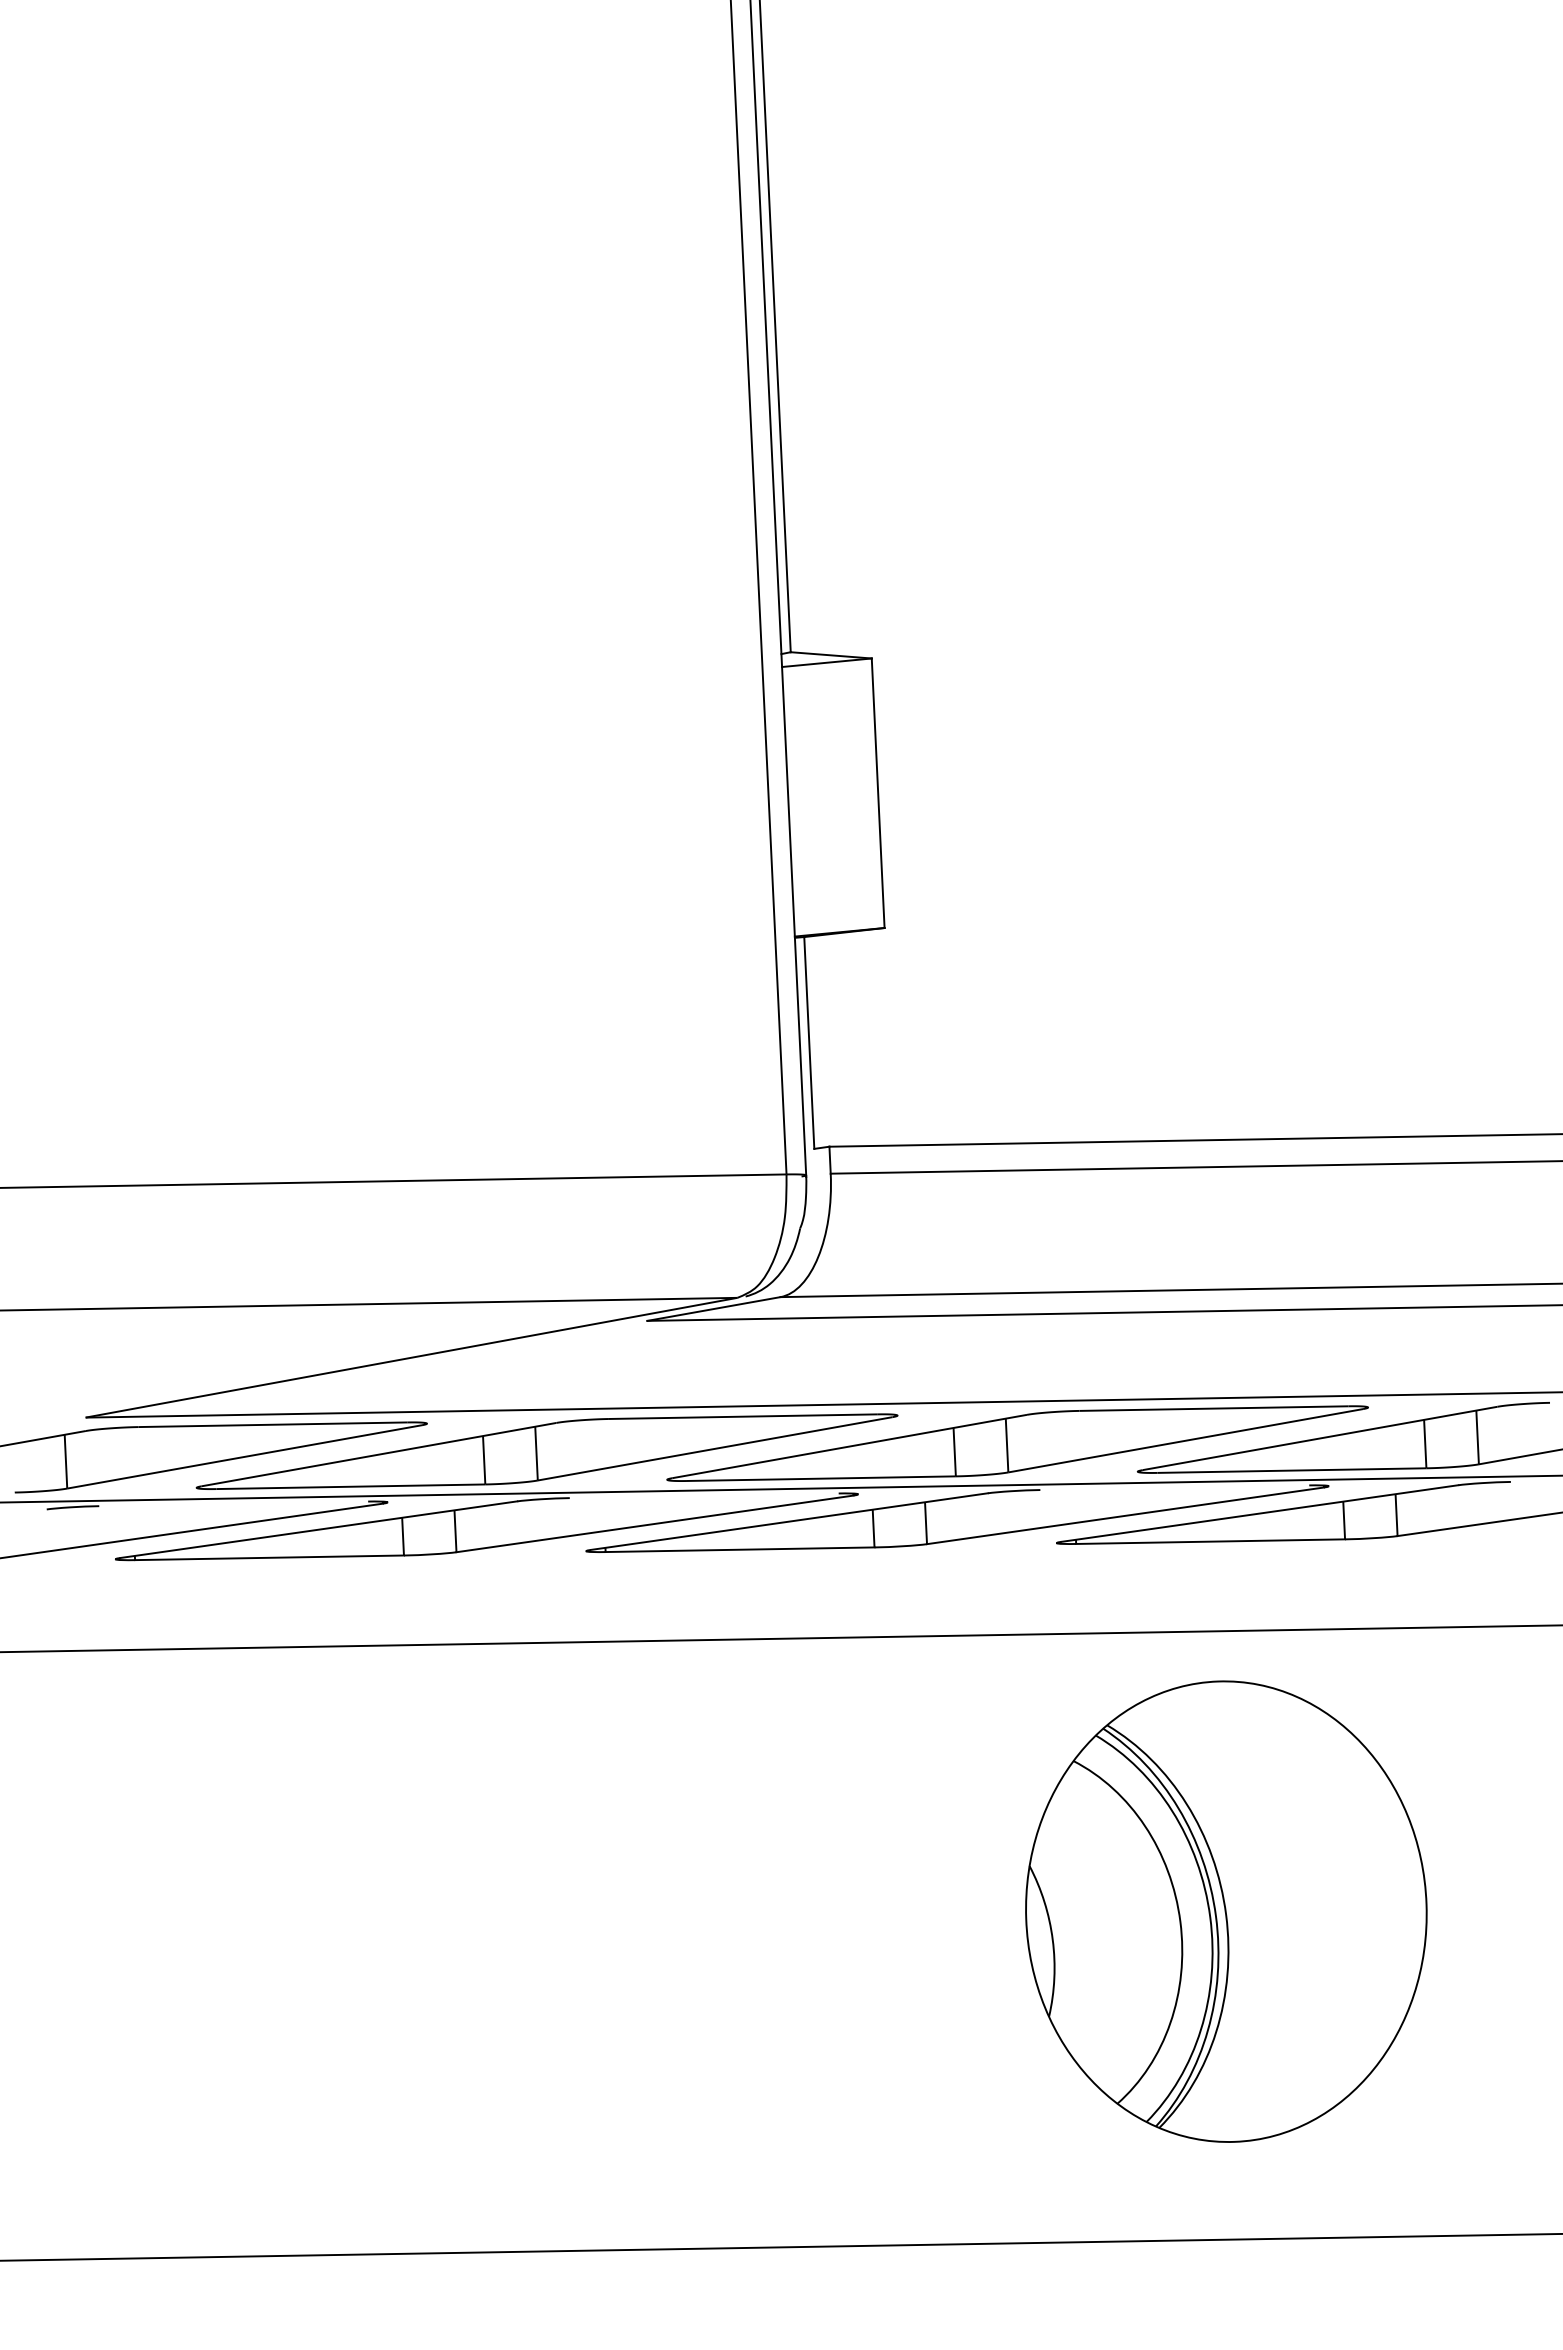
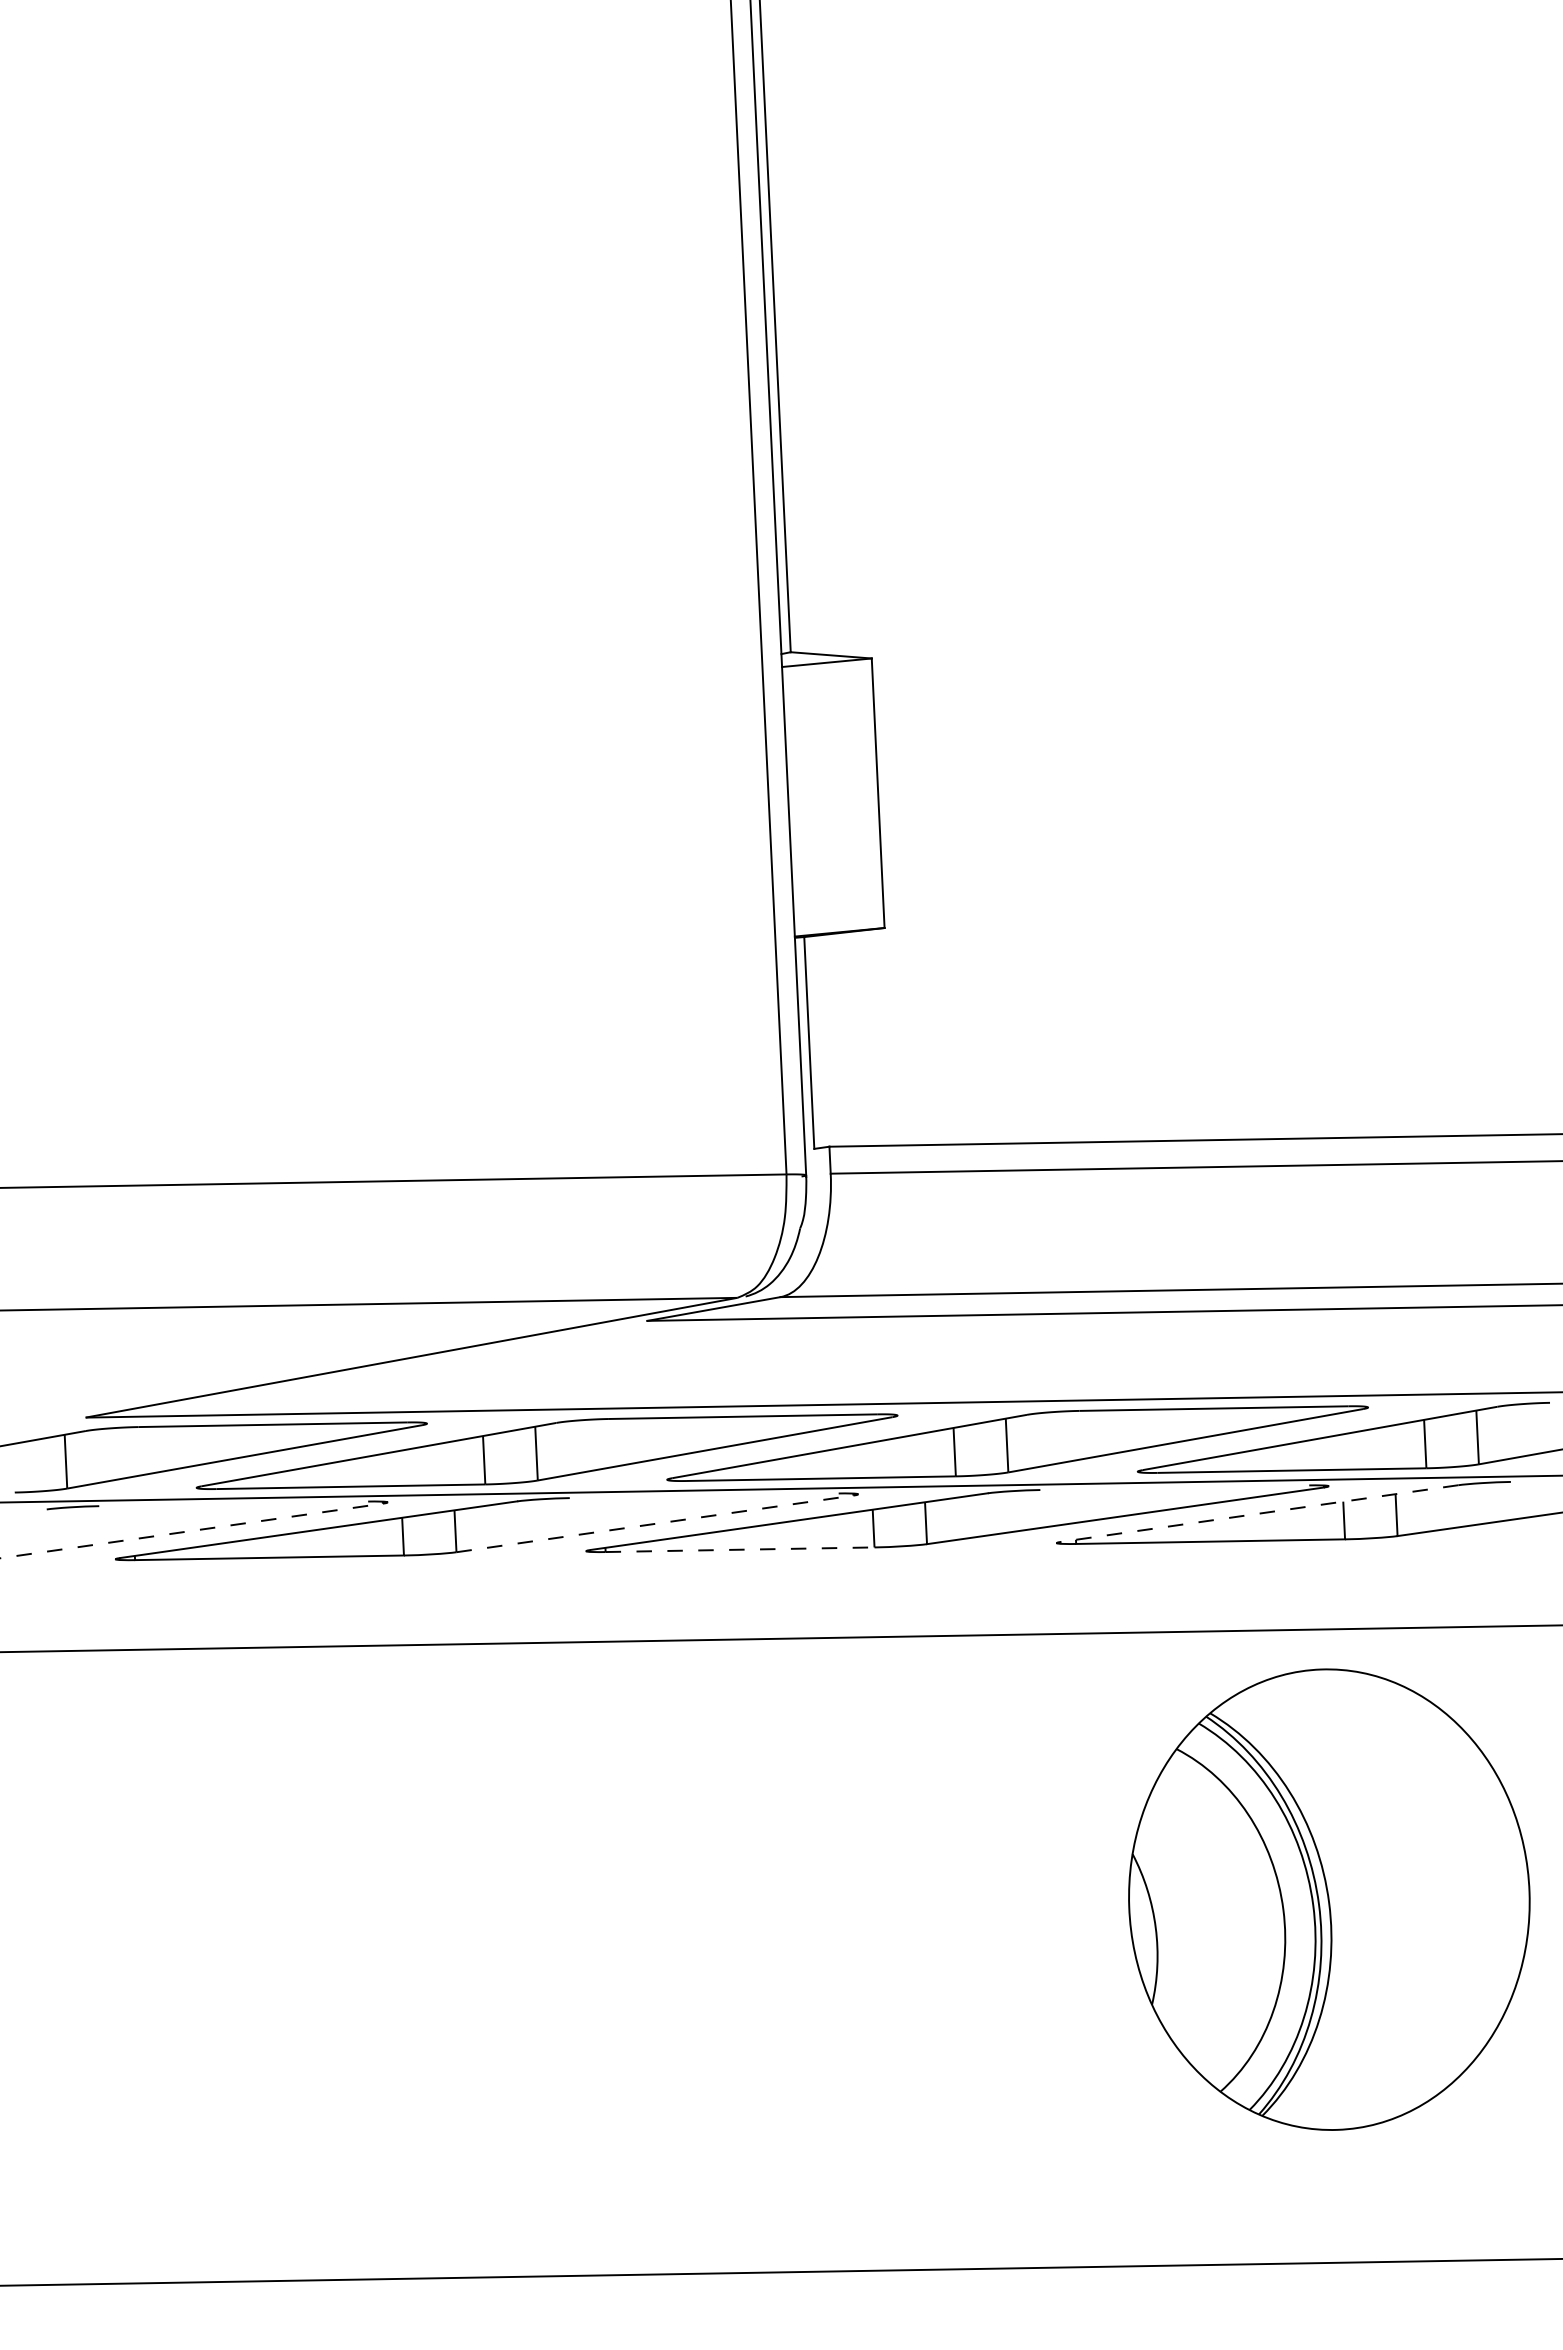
line: solid -> dashed (1259, 1513)
line: solid -> dashed (655, 1523)
line: solid -> dashed (191, 1530)
line: solid -> dashed (740, 1549)
part position: (1226, 1911) -> (1329, 1899) (1329, 1899)
line position: (780, 2247) -> (780, 2272) (780, 2272)
